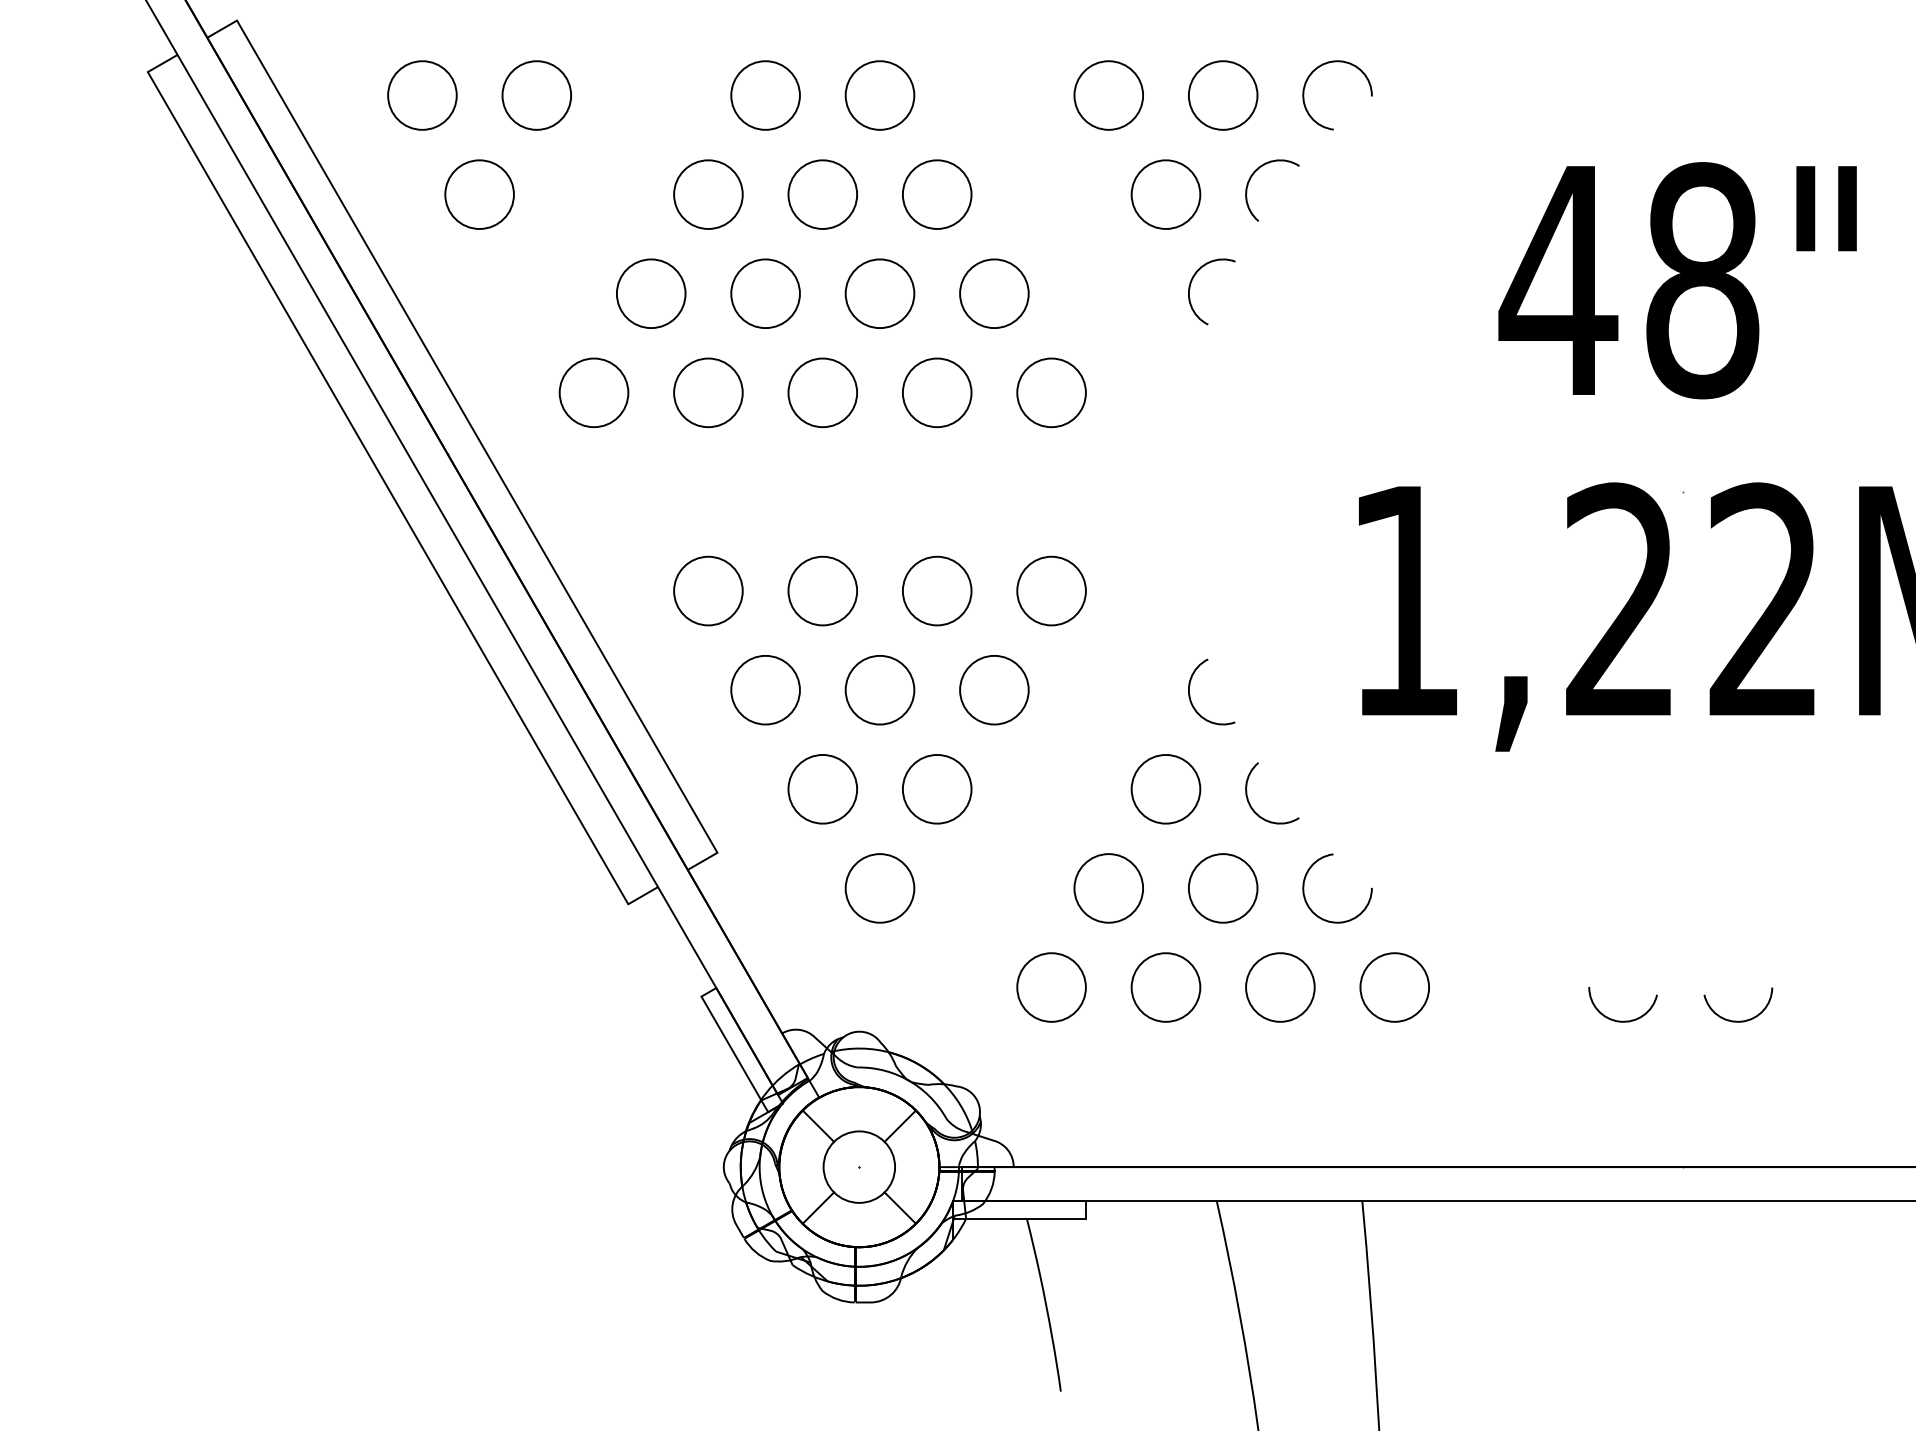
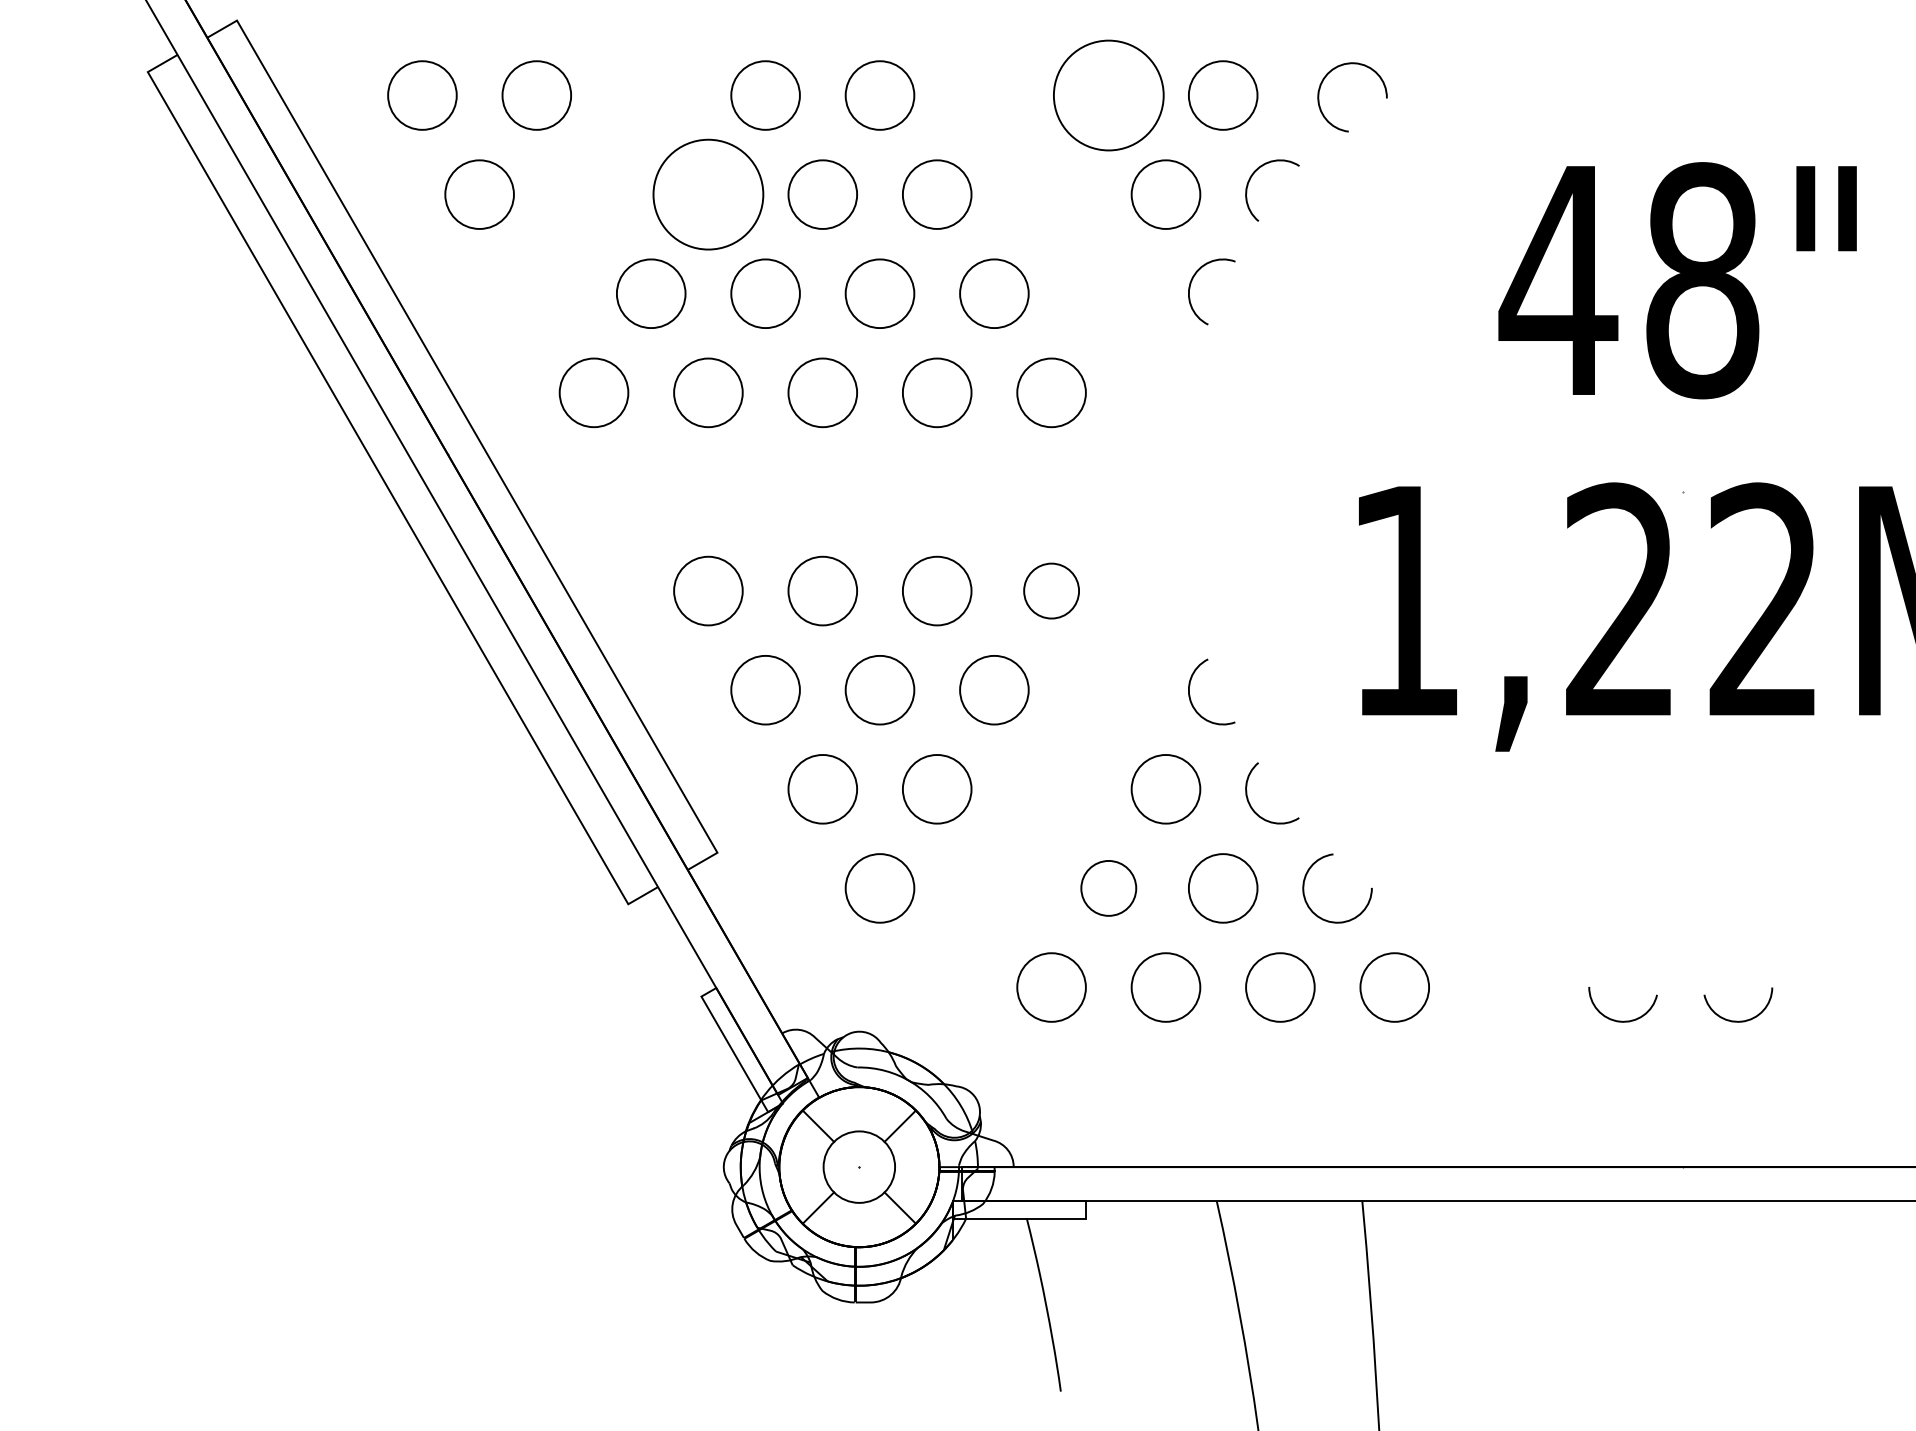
arc position: (1311, 75) -> (1326, 77) (1326, 77)
circle diameter: 69 px -> 110 px (1108, 95)
circle diameter: 69 px -> 110 px (708, 194)
circle diameter: 69 px -> 55 px (1051, 590)
circle diameter: 69 px -> 55 px (1108, 887)
